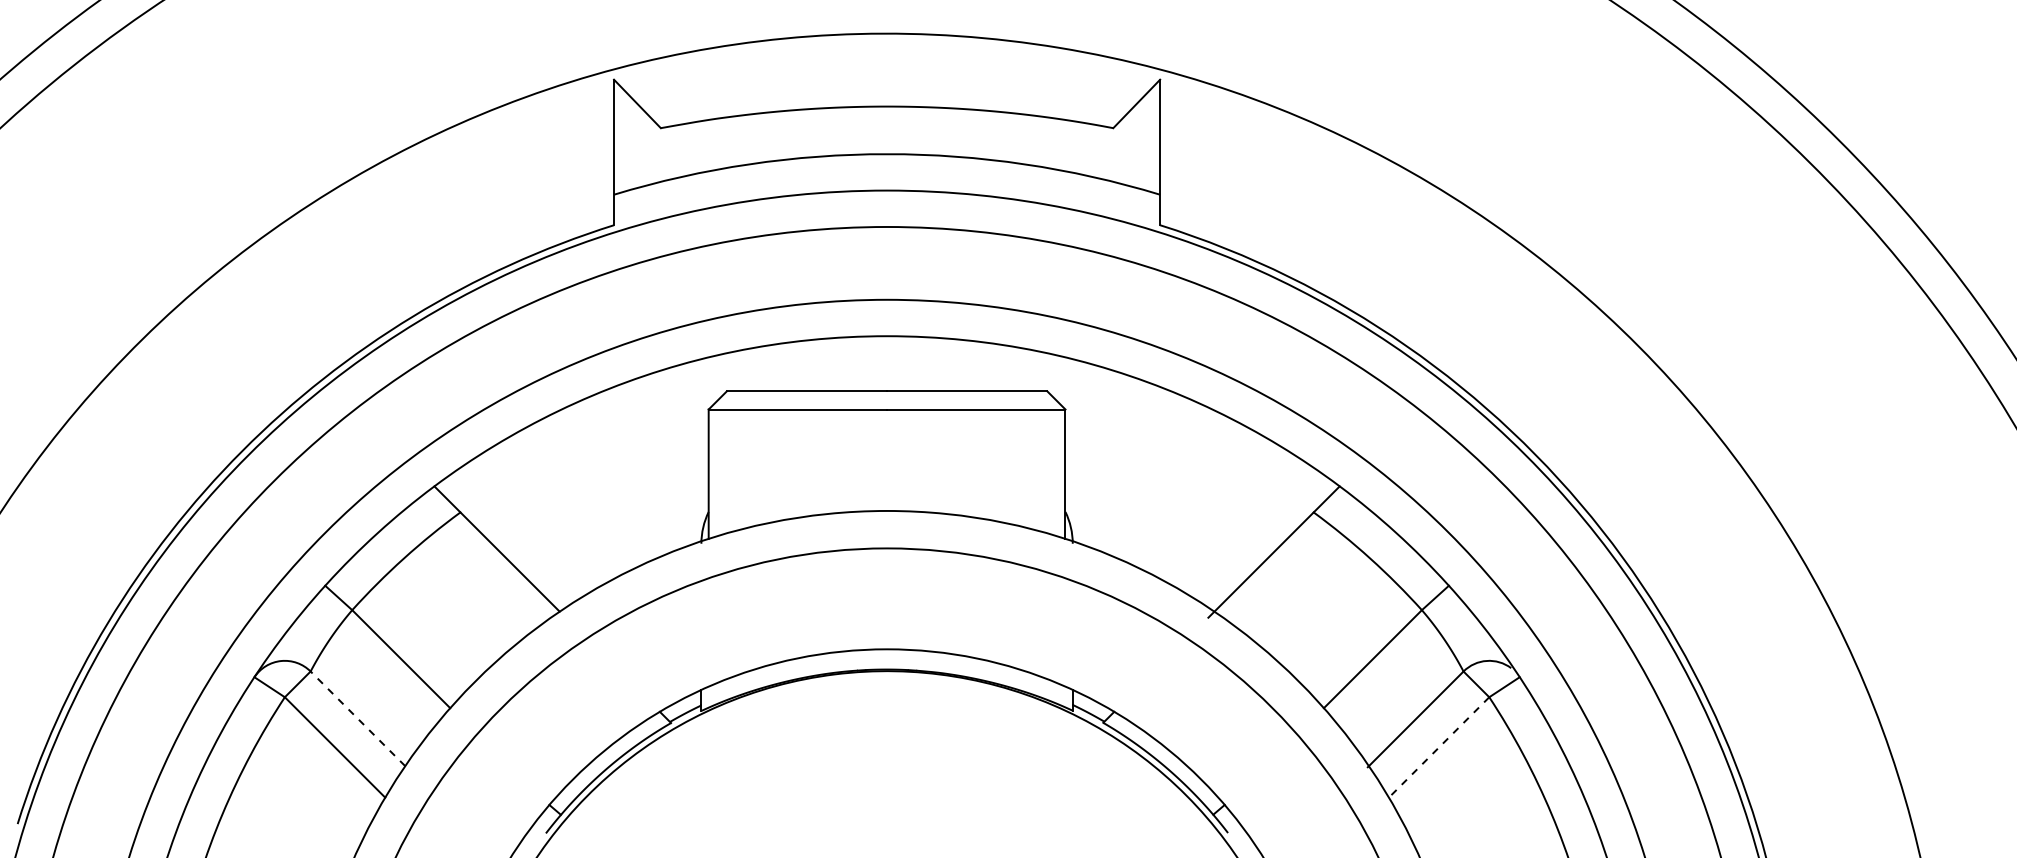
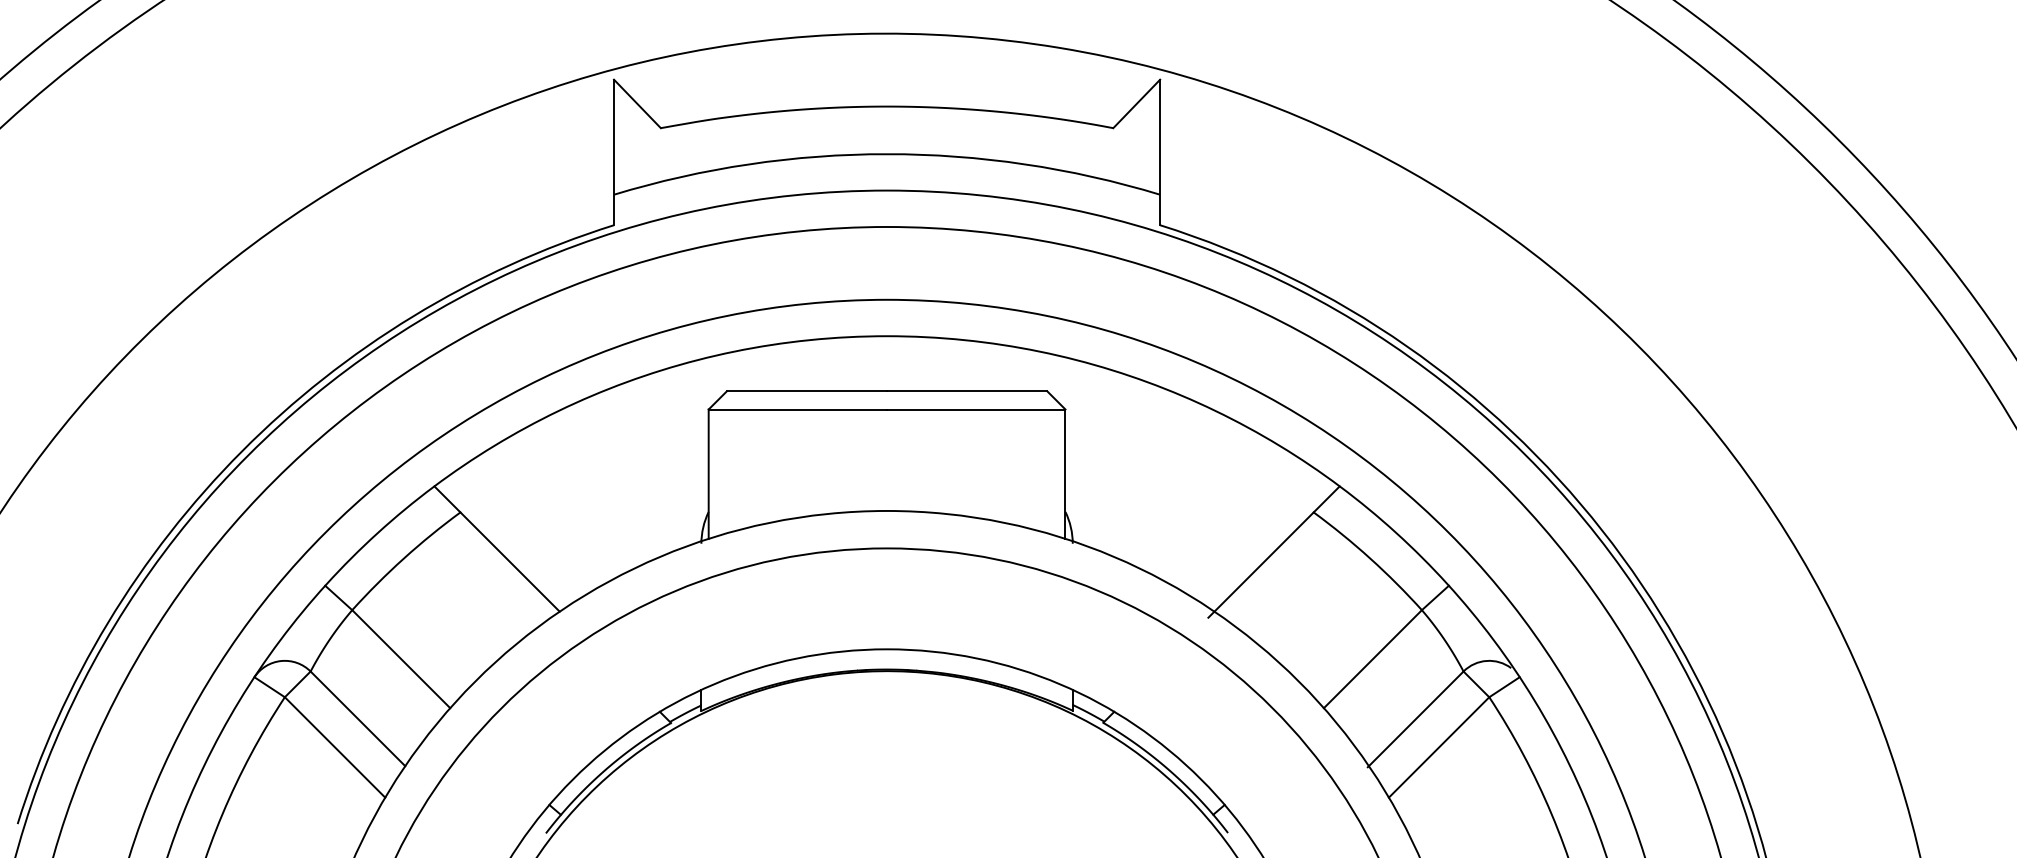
line: dashed -> solid (357, 718)
line: dashed -> solid (1439, 747)
